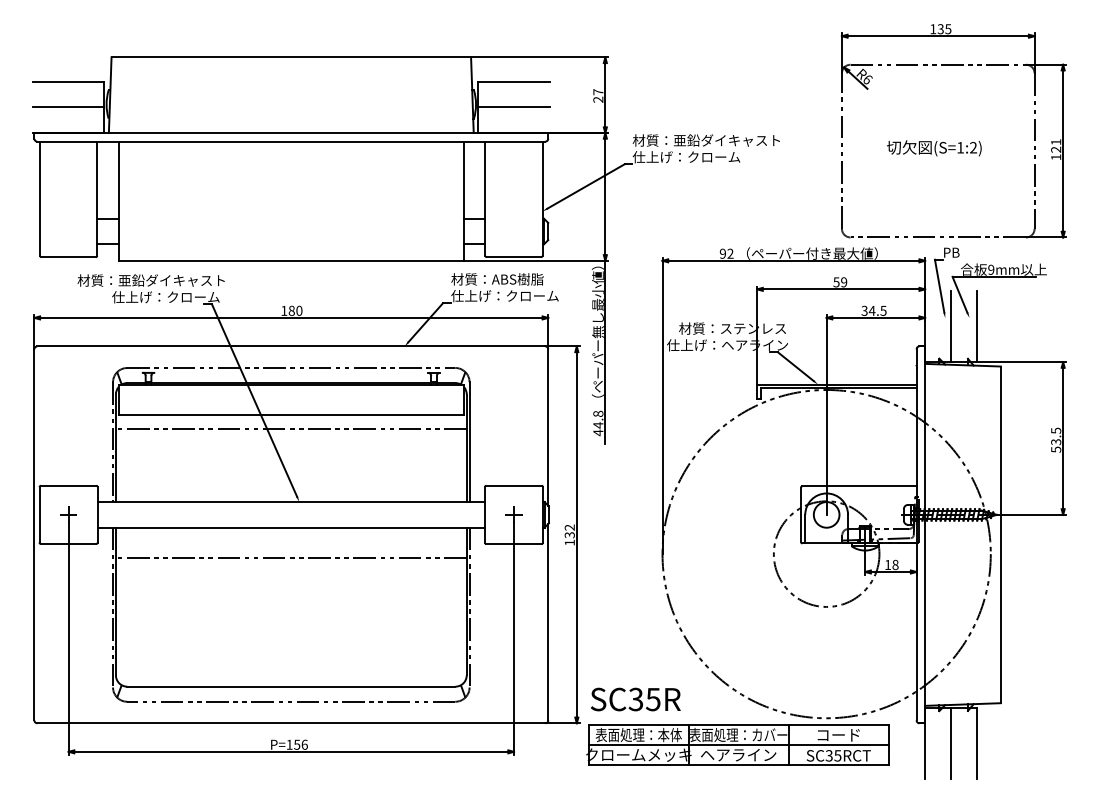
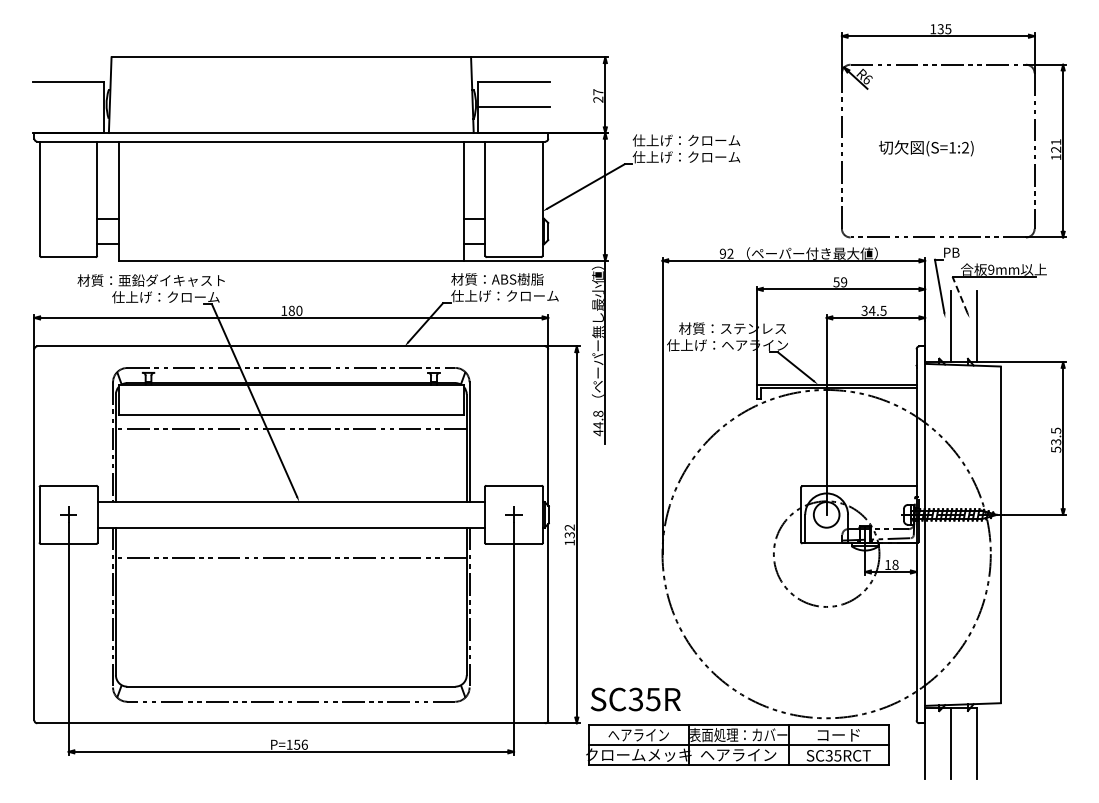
line: present -> none (68, 107)
text: 材質：亜鉛ダイキャスト -> 仕上げ：クローム (705, 140)
text position: (934, 148) -> (926, 148) (926, 148)
line: solid -> dashed (959, 294)
text: 表面処理：本体 -> ヘアライン (638, 734)
